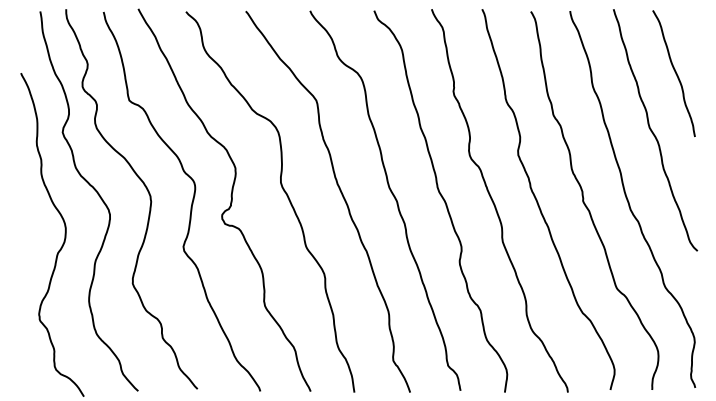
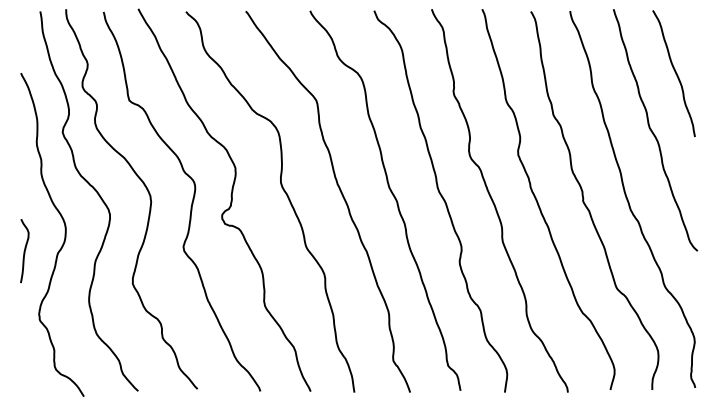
curve: none -> present (24, 251)
